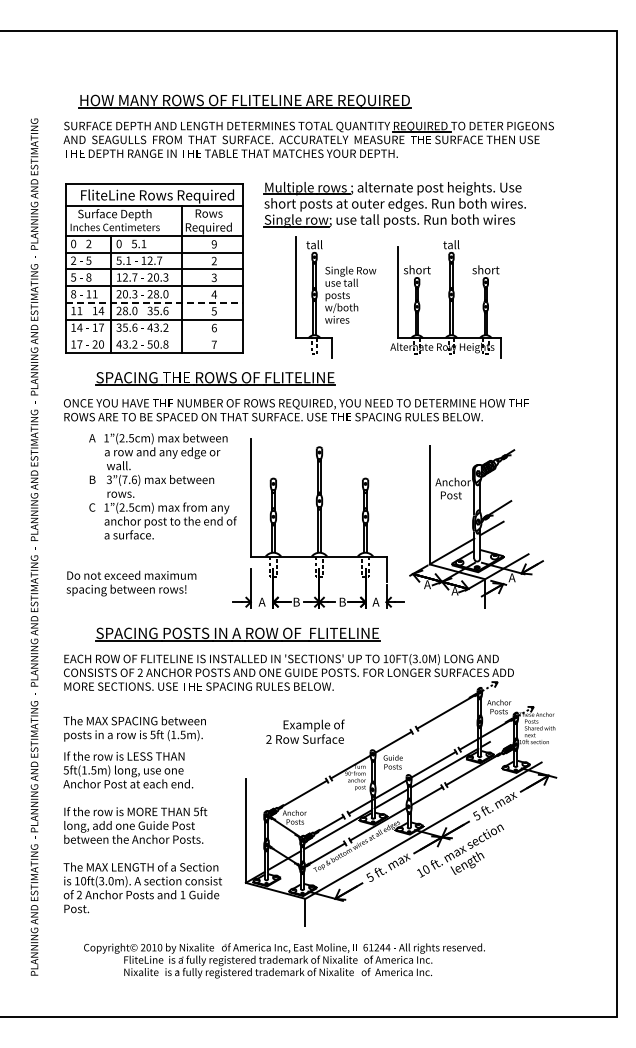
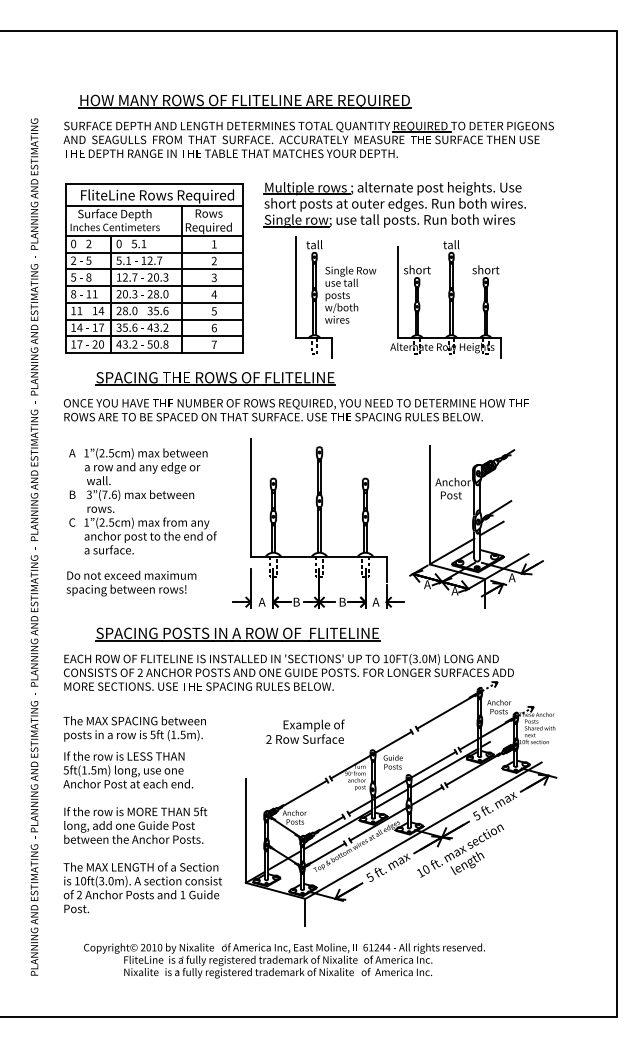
text: 9 -> 1 (213, 244)
line: dashed -> solid (154, 302)
line: none -> present (153, 336)
text position: (162, 486) -> (142, 501) (142, 501)
